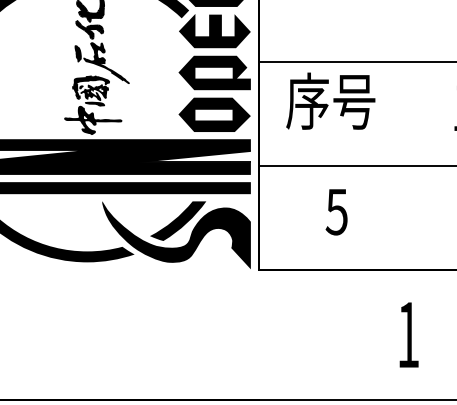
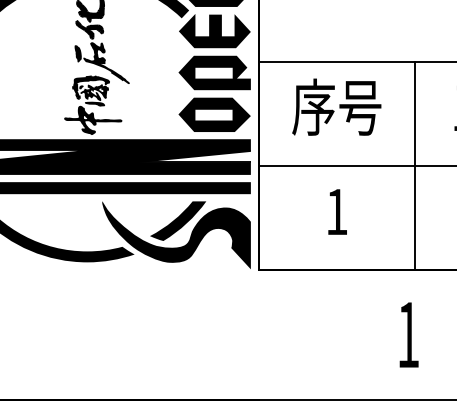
text position: (330, 100) -> (336, 106) (336, 106)
line: none -> present (415, 165)
text: 5 -> 1 (336, 212)
